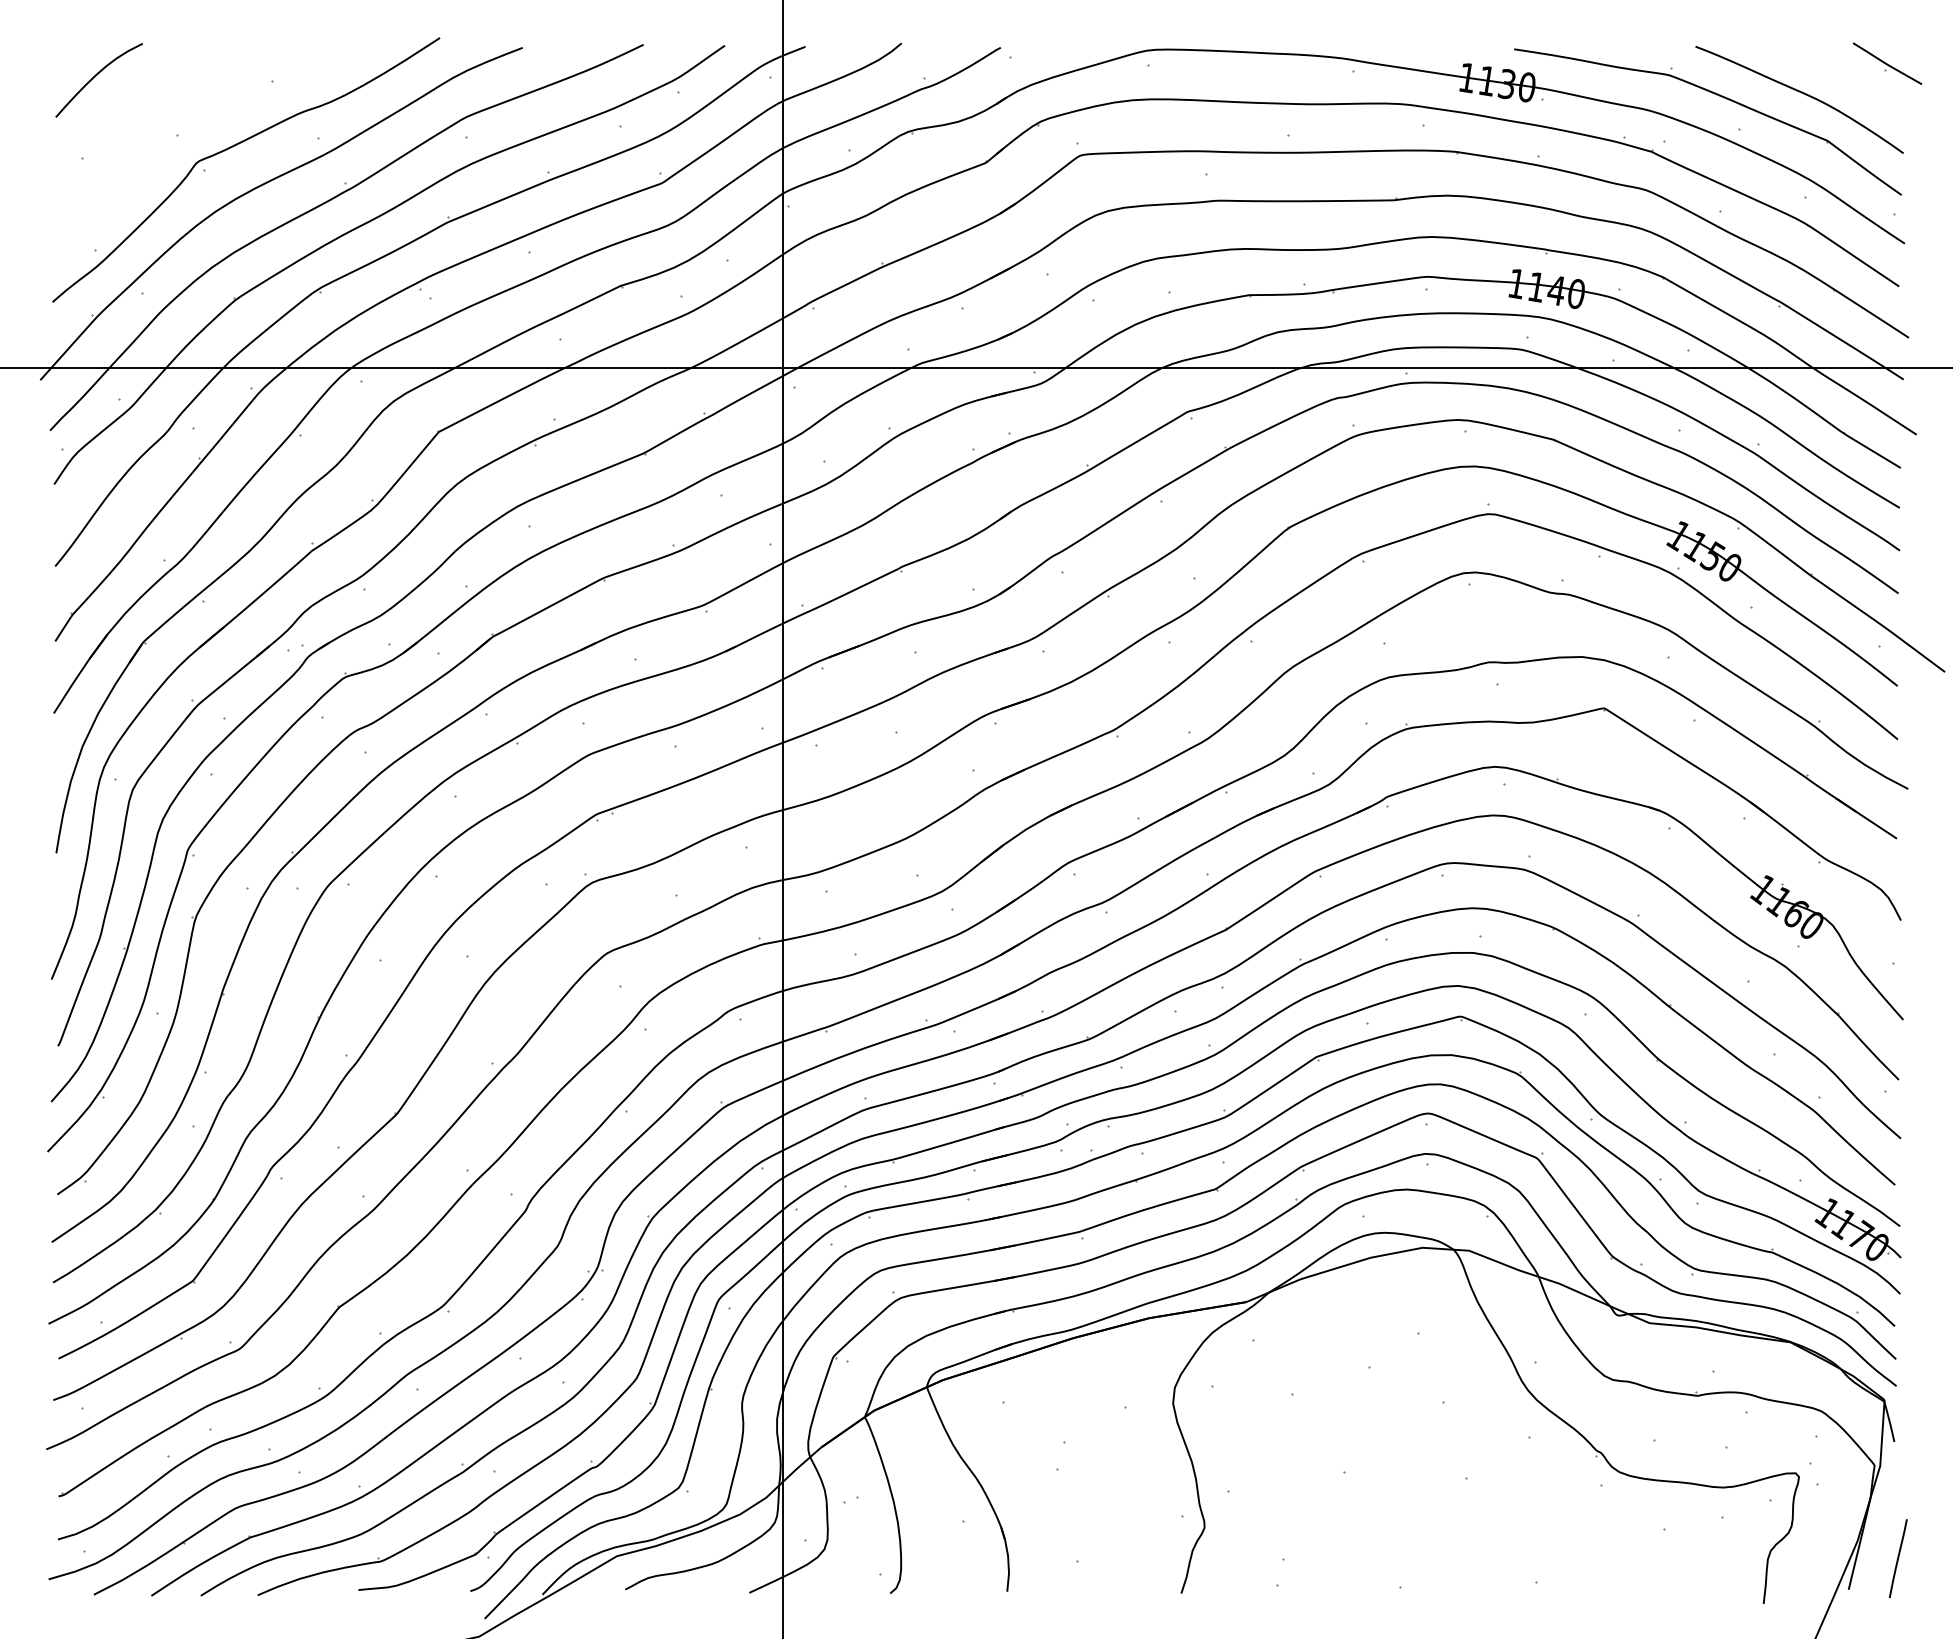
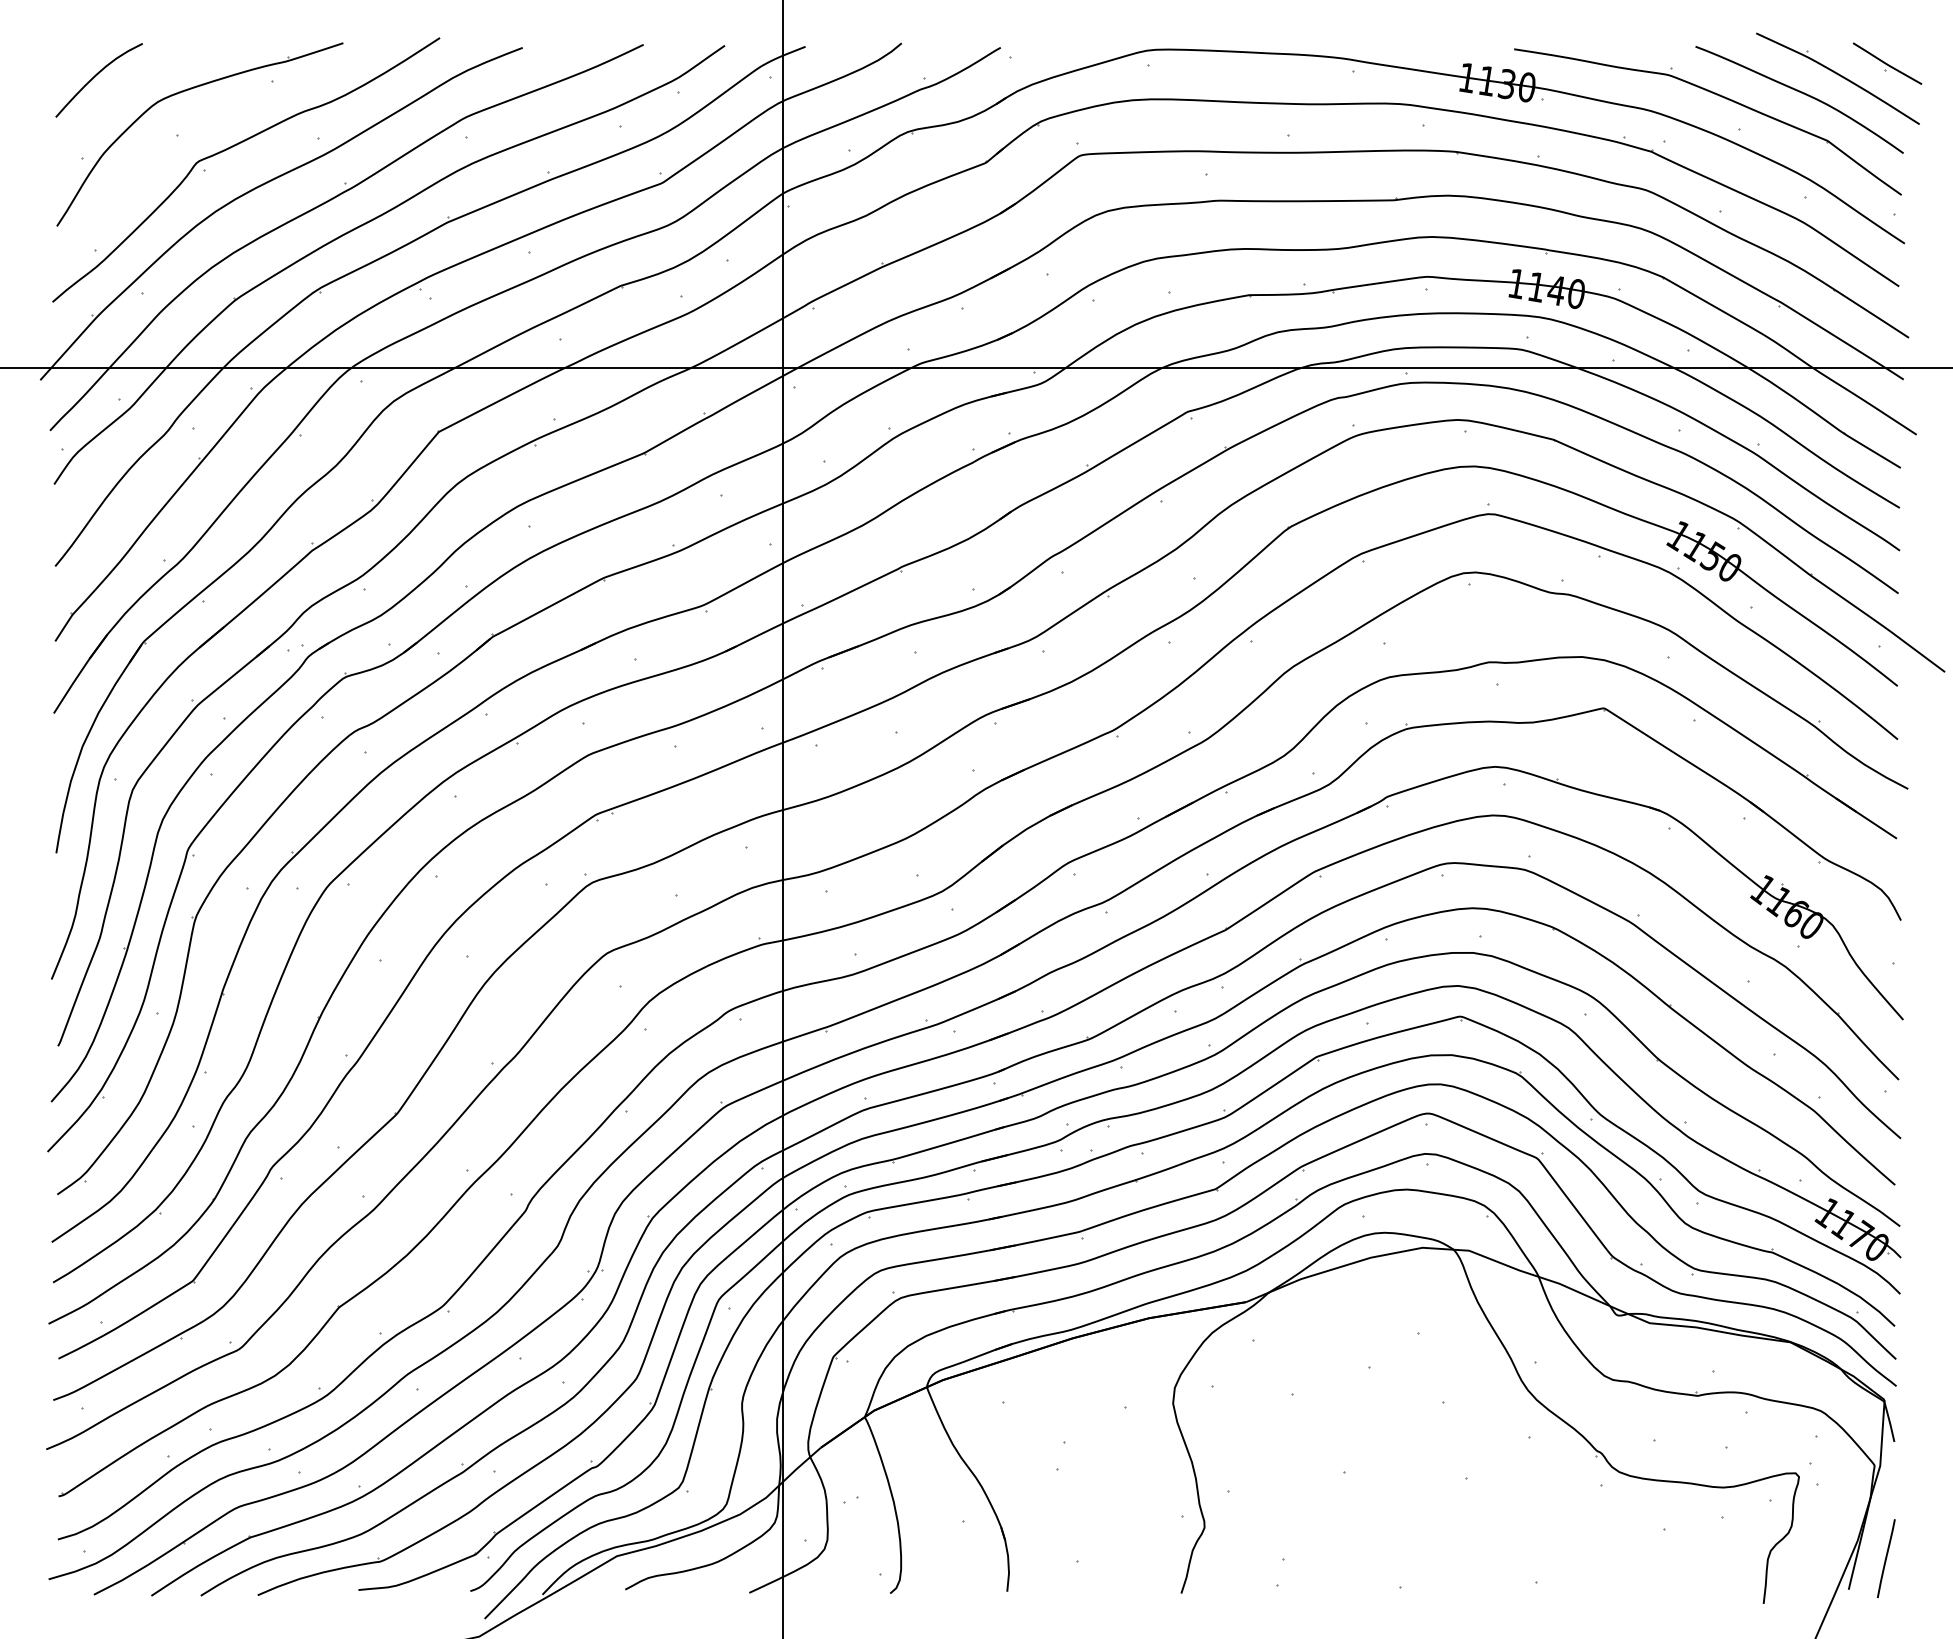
part: none -> present (1837, 78)
part: none -> present (183, 92)
line position: (1898, 1558) -> (1886, 1558) (1886, 1558)
